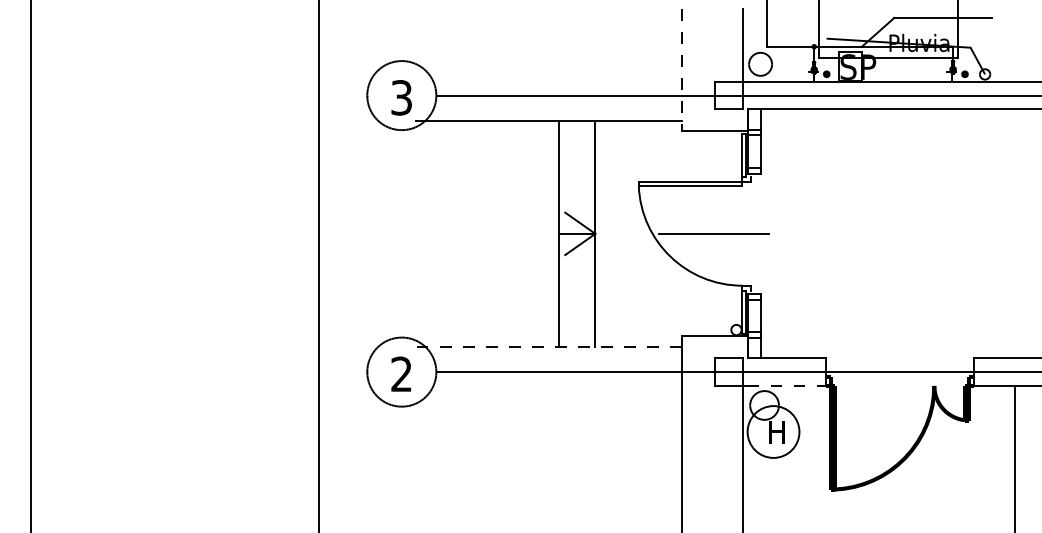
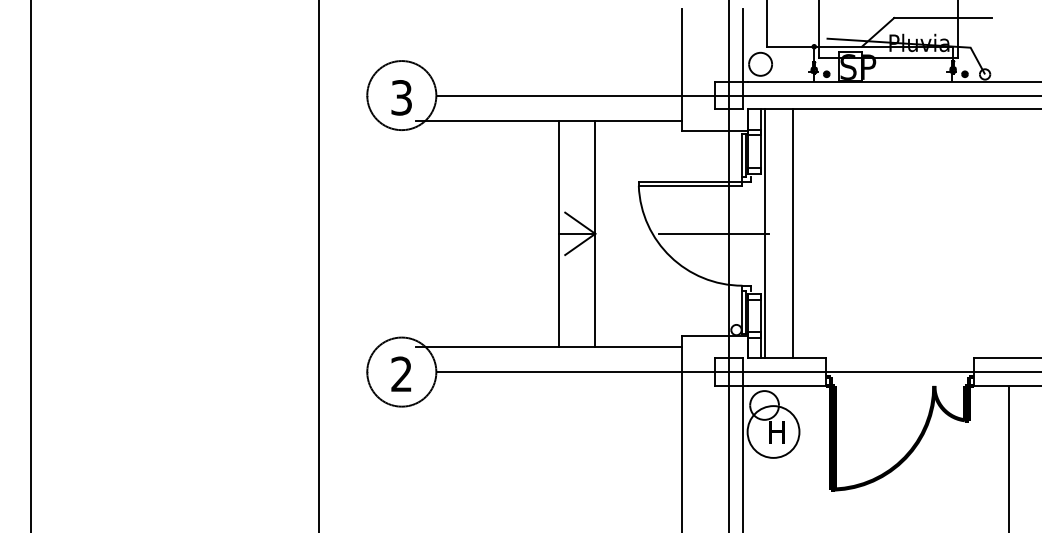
line: dashed -> solid (681, 70)
line: none -> present (764, 233)
line: none -> present (792, 233)
line: none -> present (729, 265)
line: dashed -> solid (548, 346)
line: dashed -> solid (786, 385)
line position: (1014, 457) -> (1008, 457) (1008, 457)
